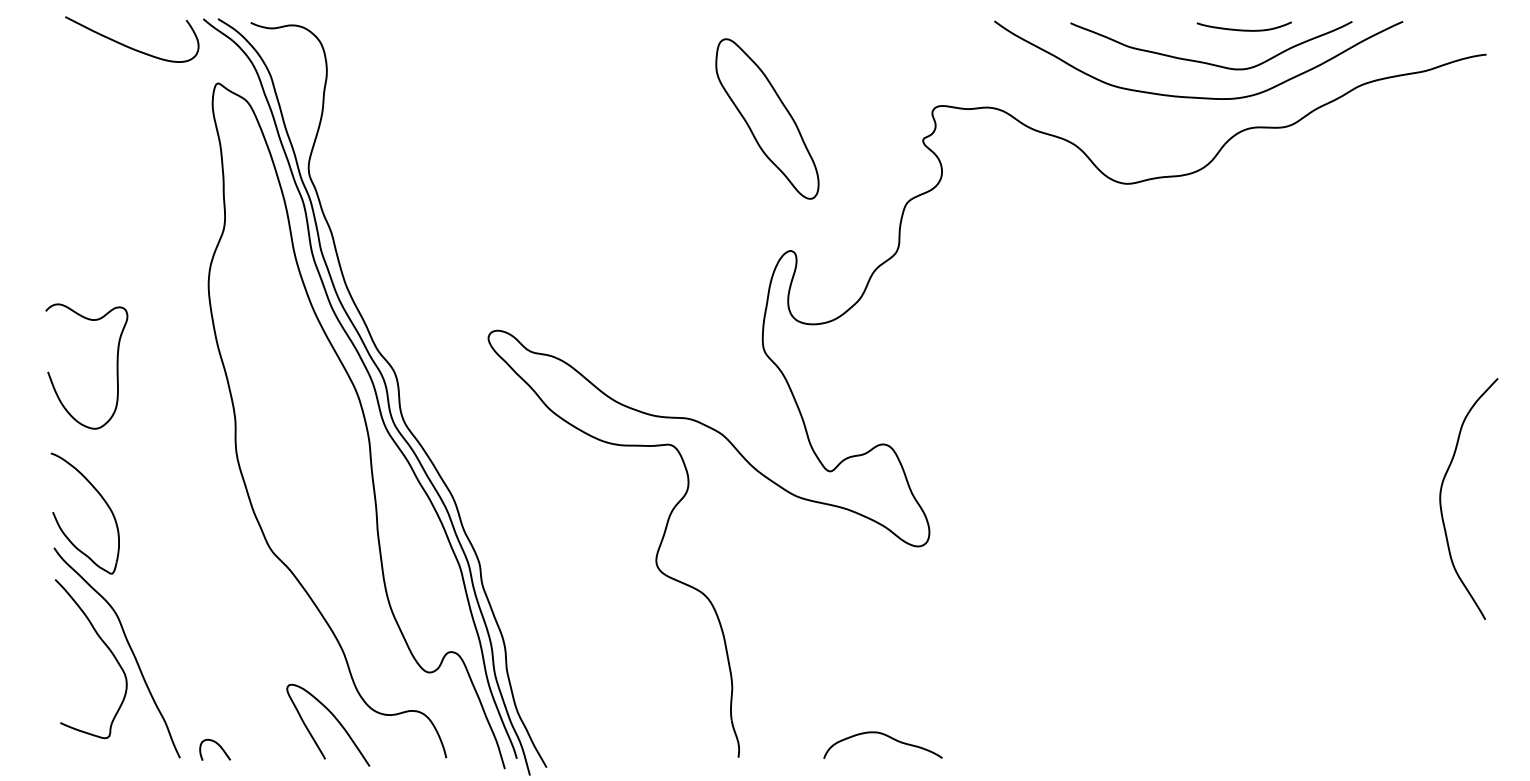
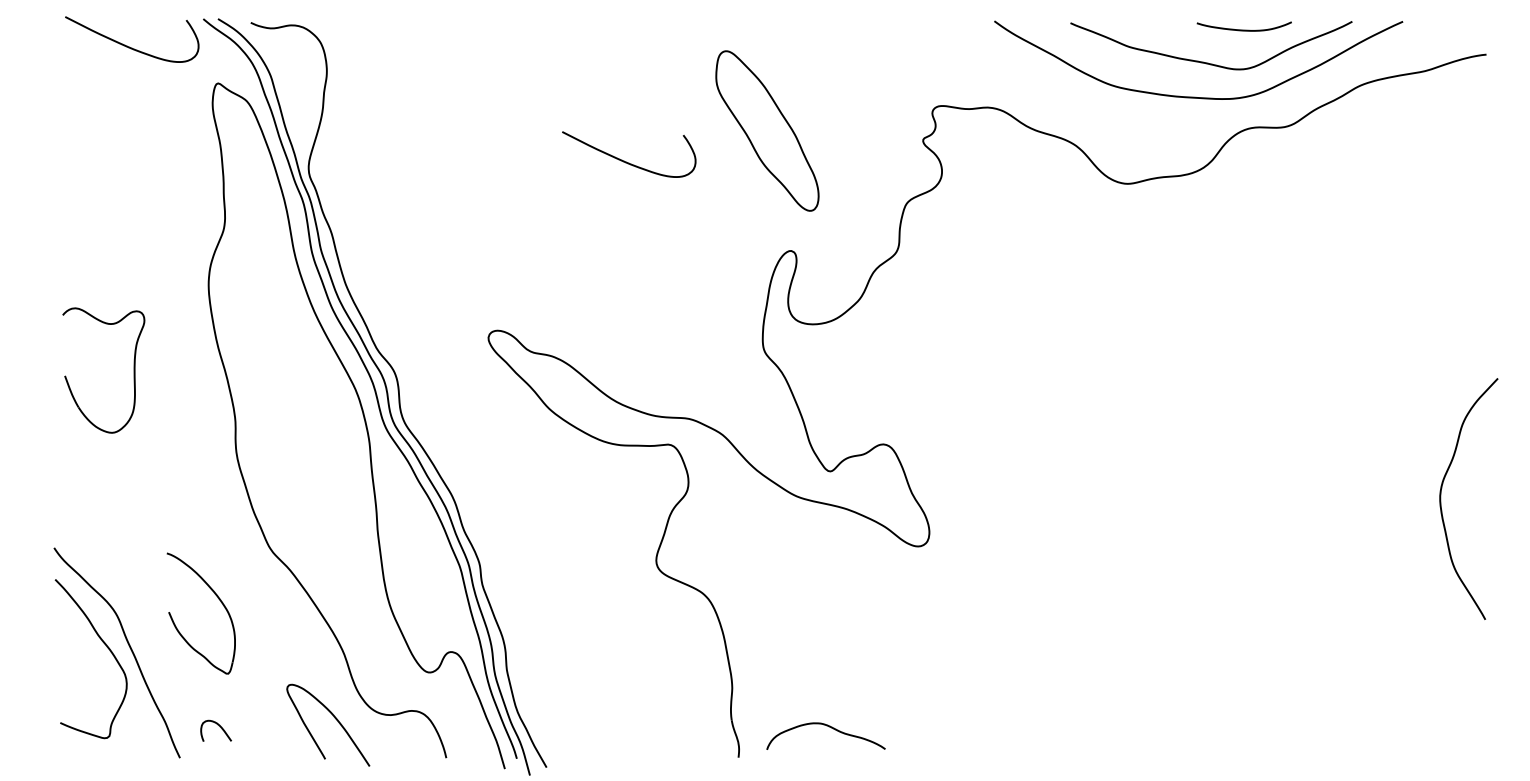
part position: (767, 118) -> (767, 130) (767, 130)
curve: none -> present (626, 161)
part position: (116, 366) -> (133, 370) (133, 370)
part position: (102, 499) -> (218, 599) (218, 599)
curve position: (886, 736) -> (829, 727) (829, 727)
curve position: (216, 744) -> (217, 725) (217, 725)
